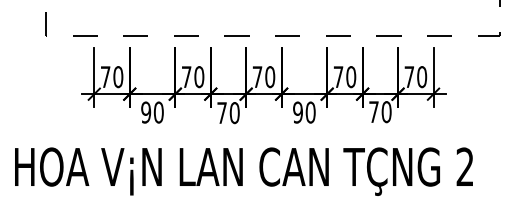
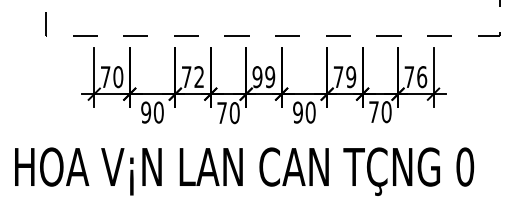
text: 70 -> 76 (422, 76)
text: 70 -> 72 (199, 77)
text: 70 -> 99 (263, 77)
text: 70 -> 79 (351, 77)
text: 2 -> 0 (465, 166)
